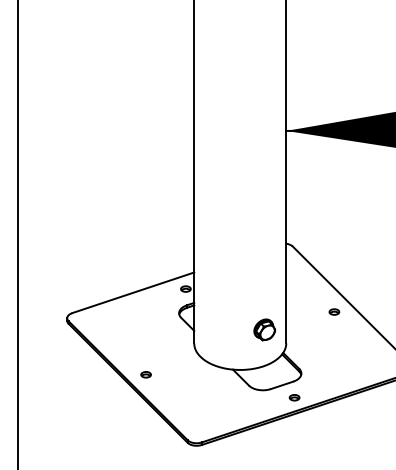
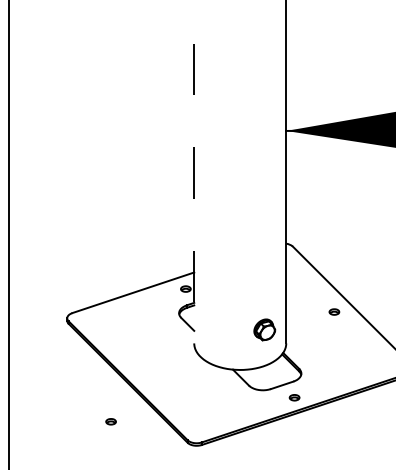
line: solid -> dashed (194, 172)
line position: (18, 234) -> (9, 234) (9, 234)
part position: (145, 374) -> (110, 421) (110, 421)
